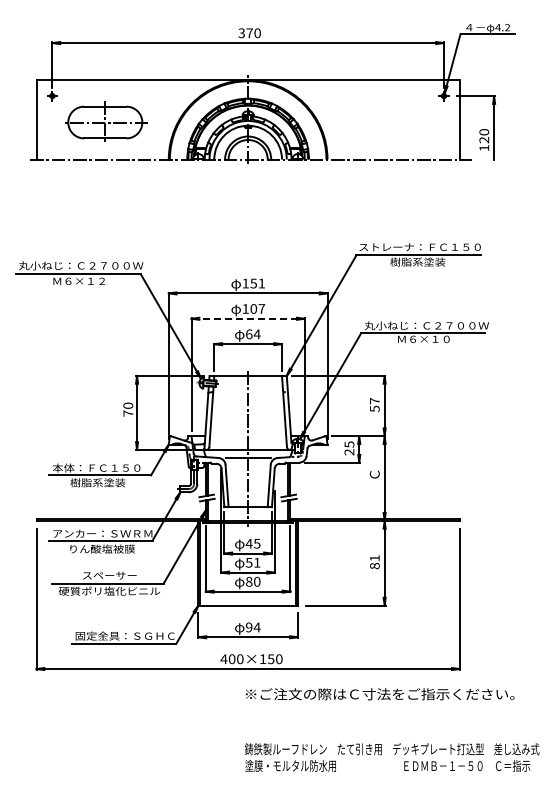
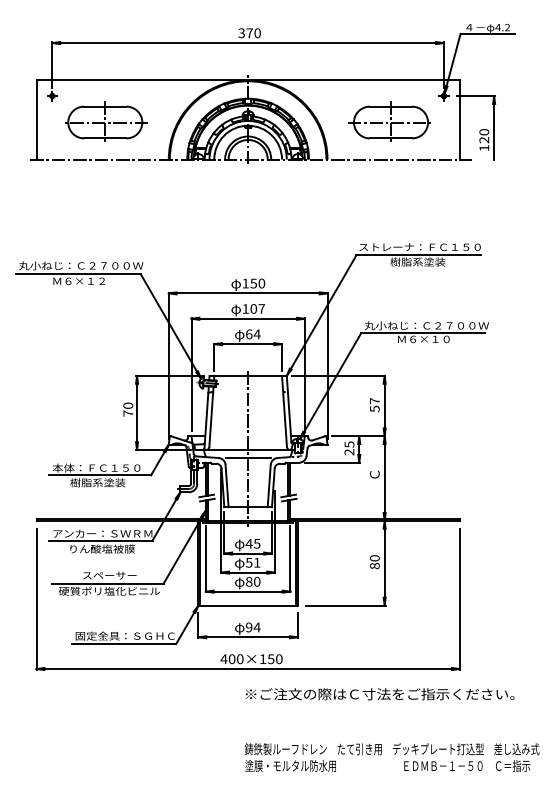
part: none -> present (389, 121)
text: 151 -> 150 (261, 283)
line: dashed -> solid (248, 318)
text: 81 -> 80 (374, 558)
